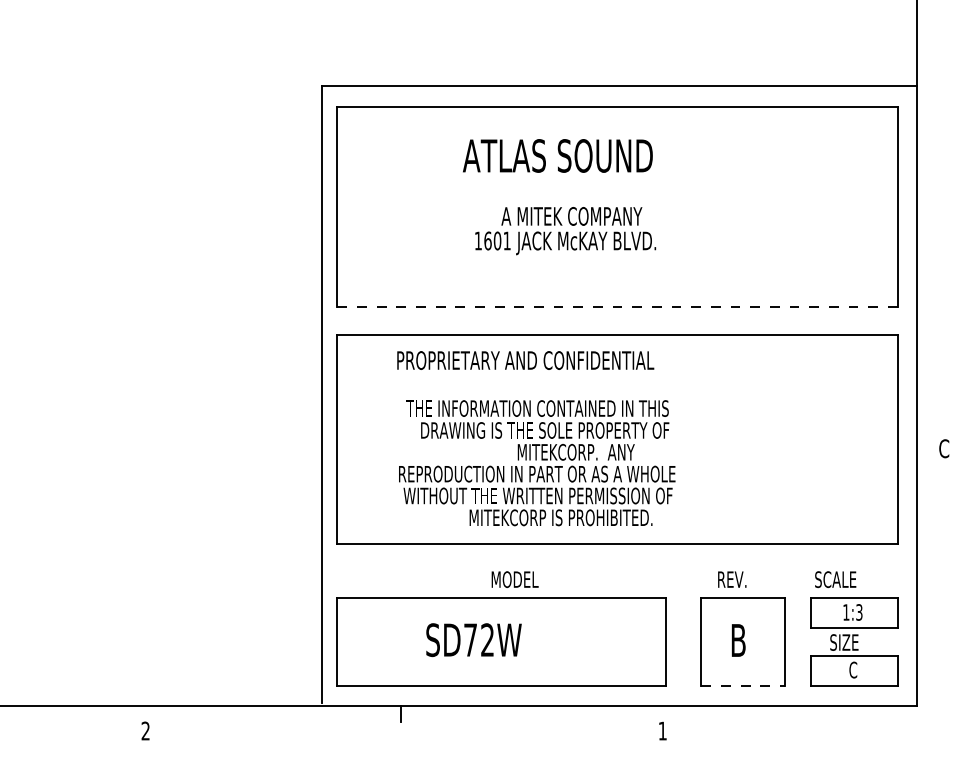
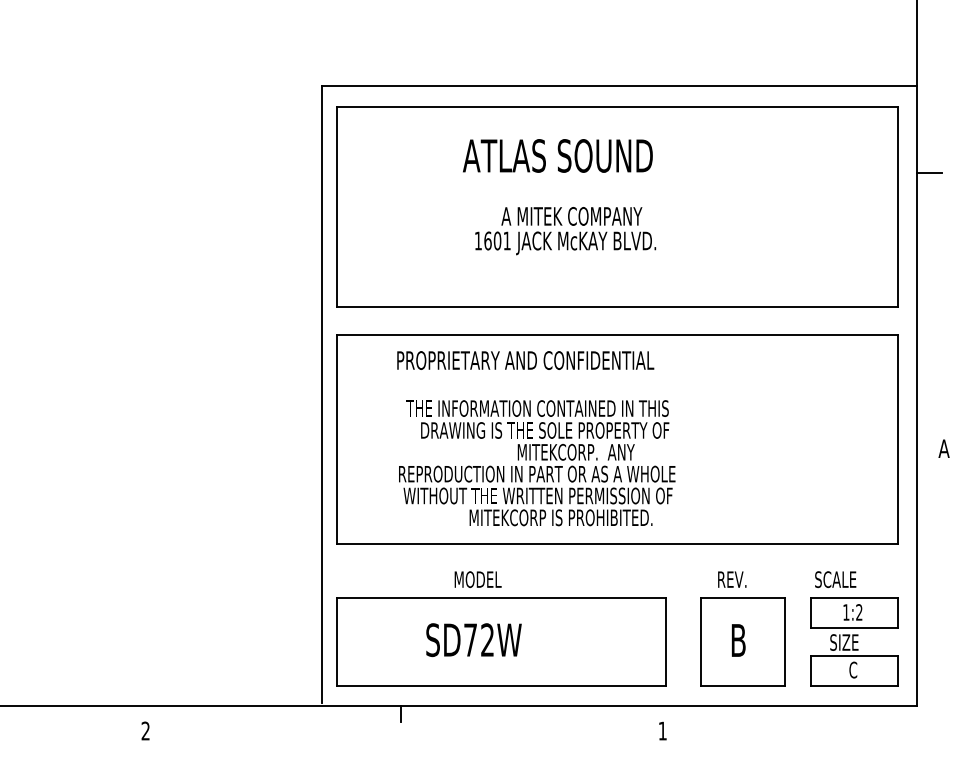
line: none -> present (929, 173)
line: dashed -> solid (618, 307)
text: C -> A (943, 448)
text position: (514, 579) -> (477, 579) (477, 579)
text: 1:3 -> 1:2 (859, 612)
line: dashed -> solid (743, 685)
